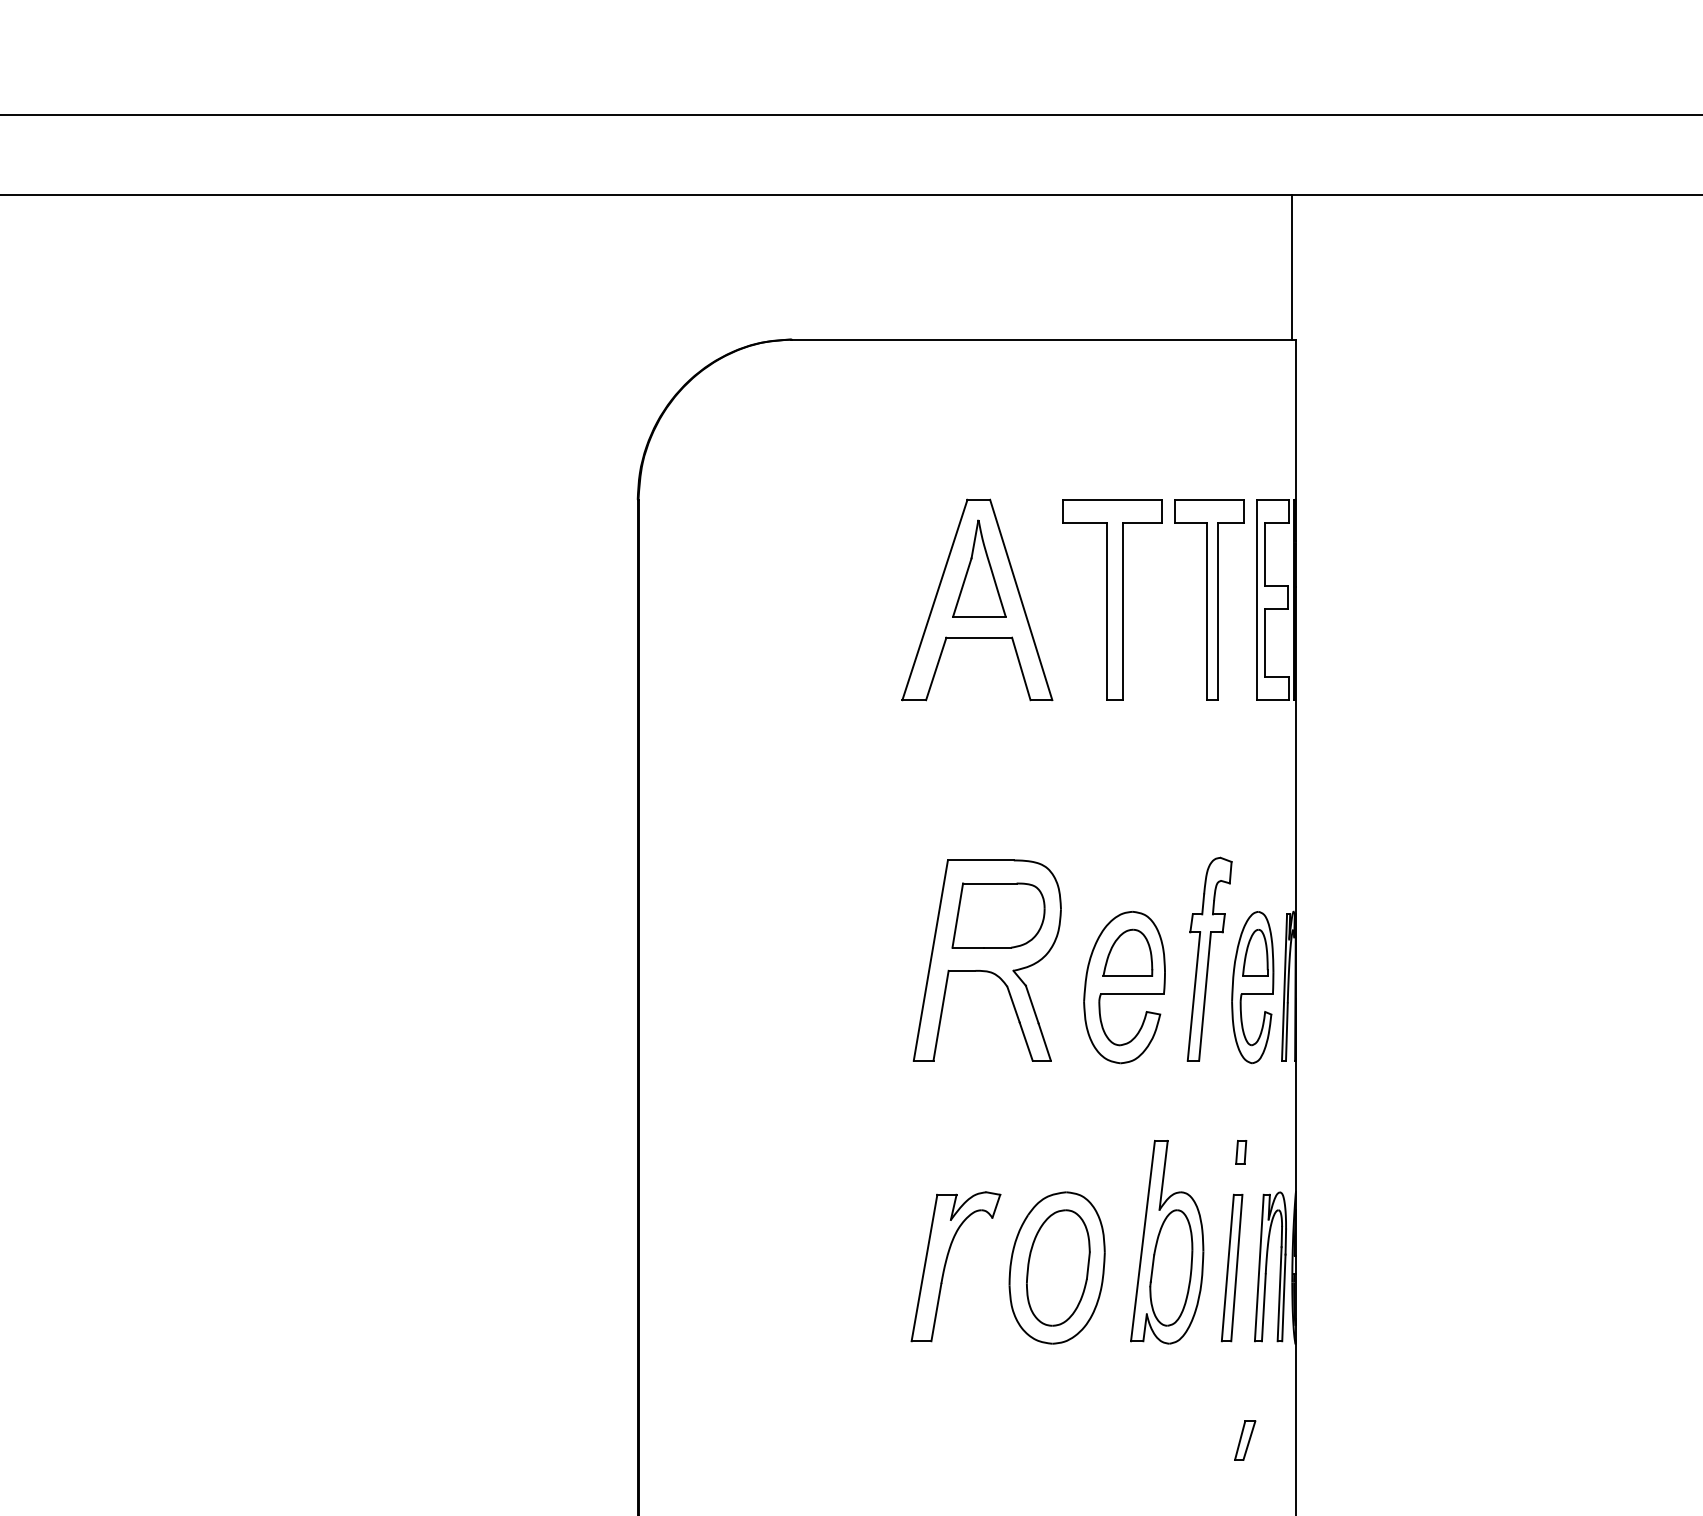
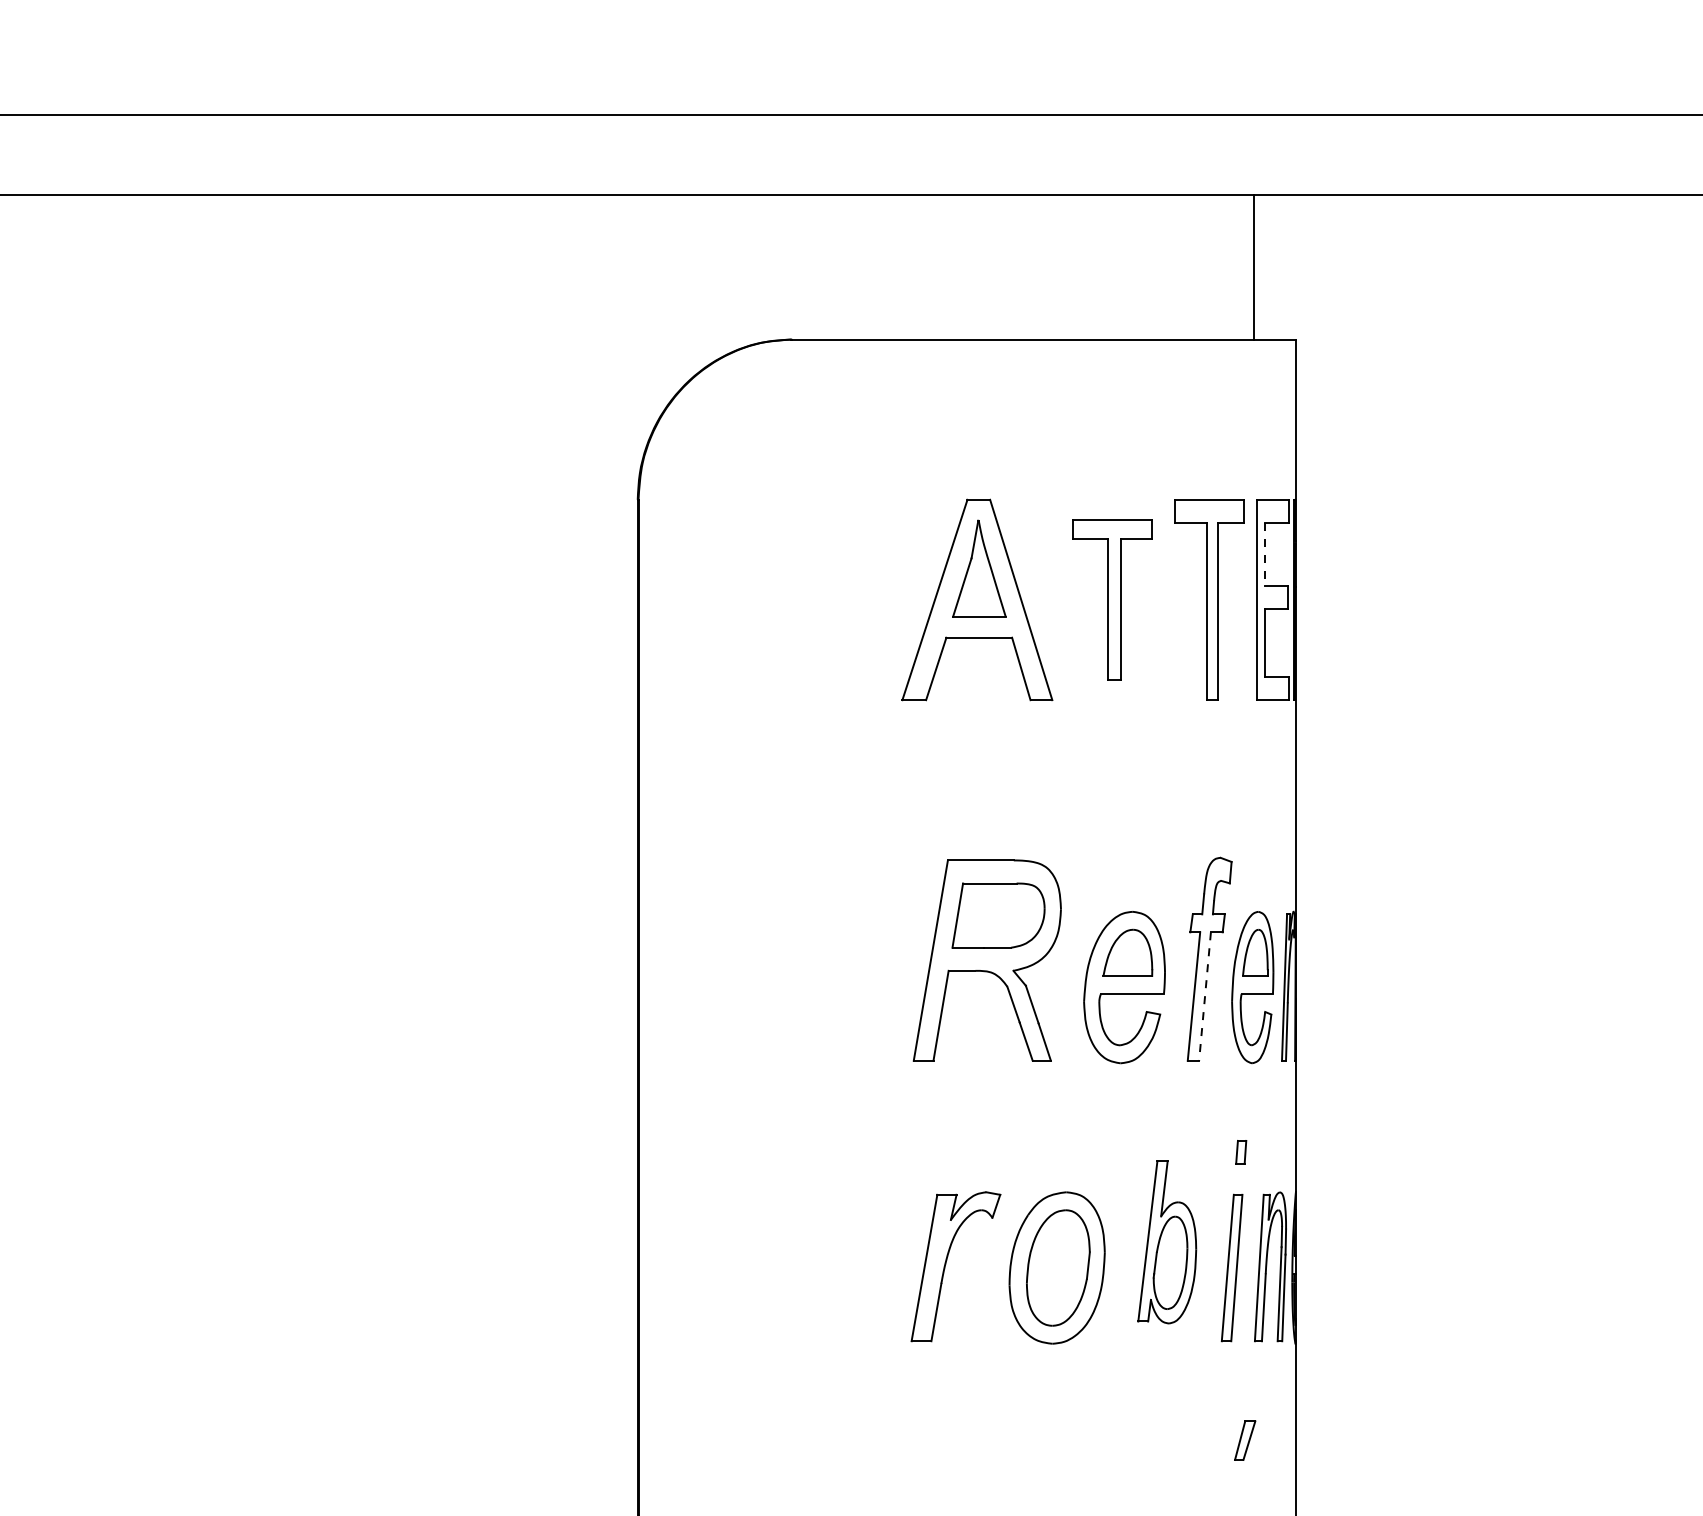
line position: (1291, 267) -> (1253, 267) (1253, 267)
line: solid -> dashed (1264, 554)
part size: 101x202 px -> 81x162 px (1112, 599)
line: solid -> dashed (1204, 997)
part size: 75x205 px -> 61x165 px (1167, 1242)
